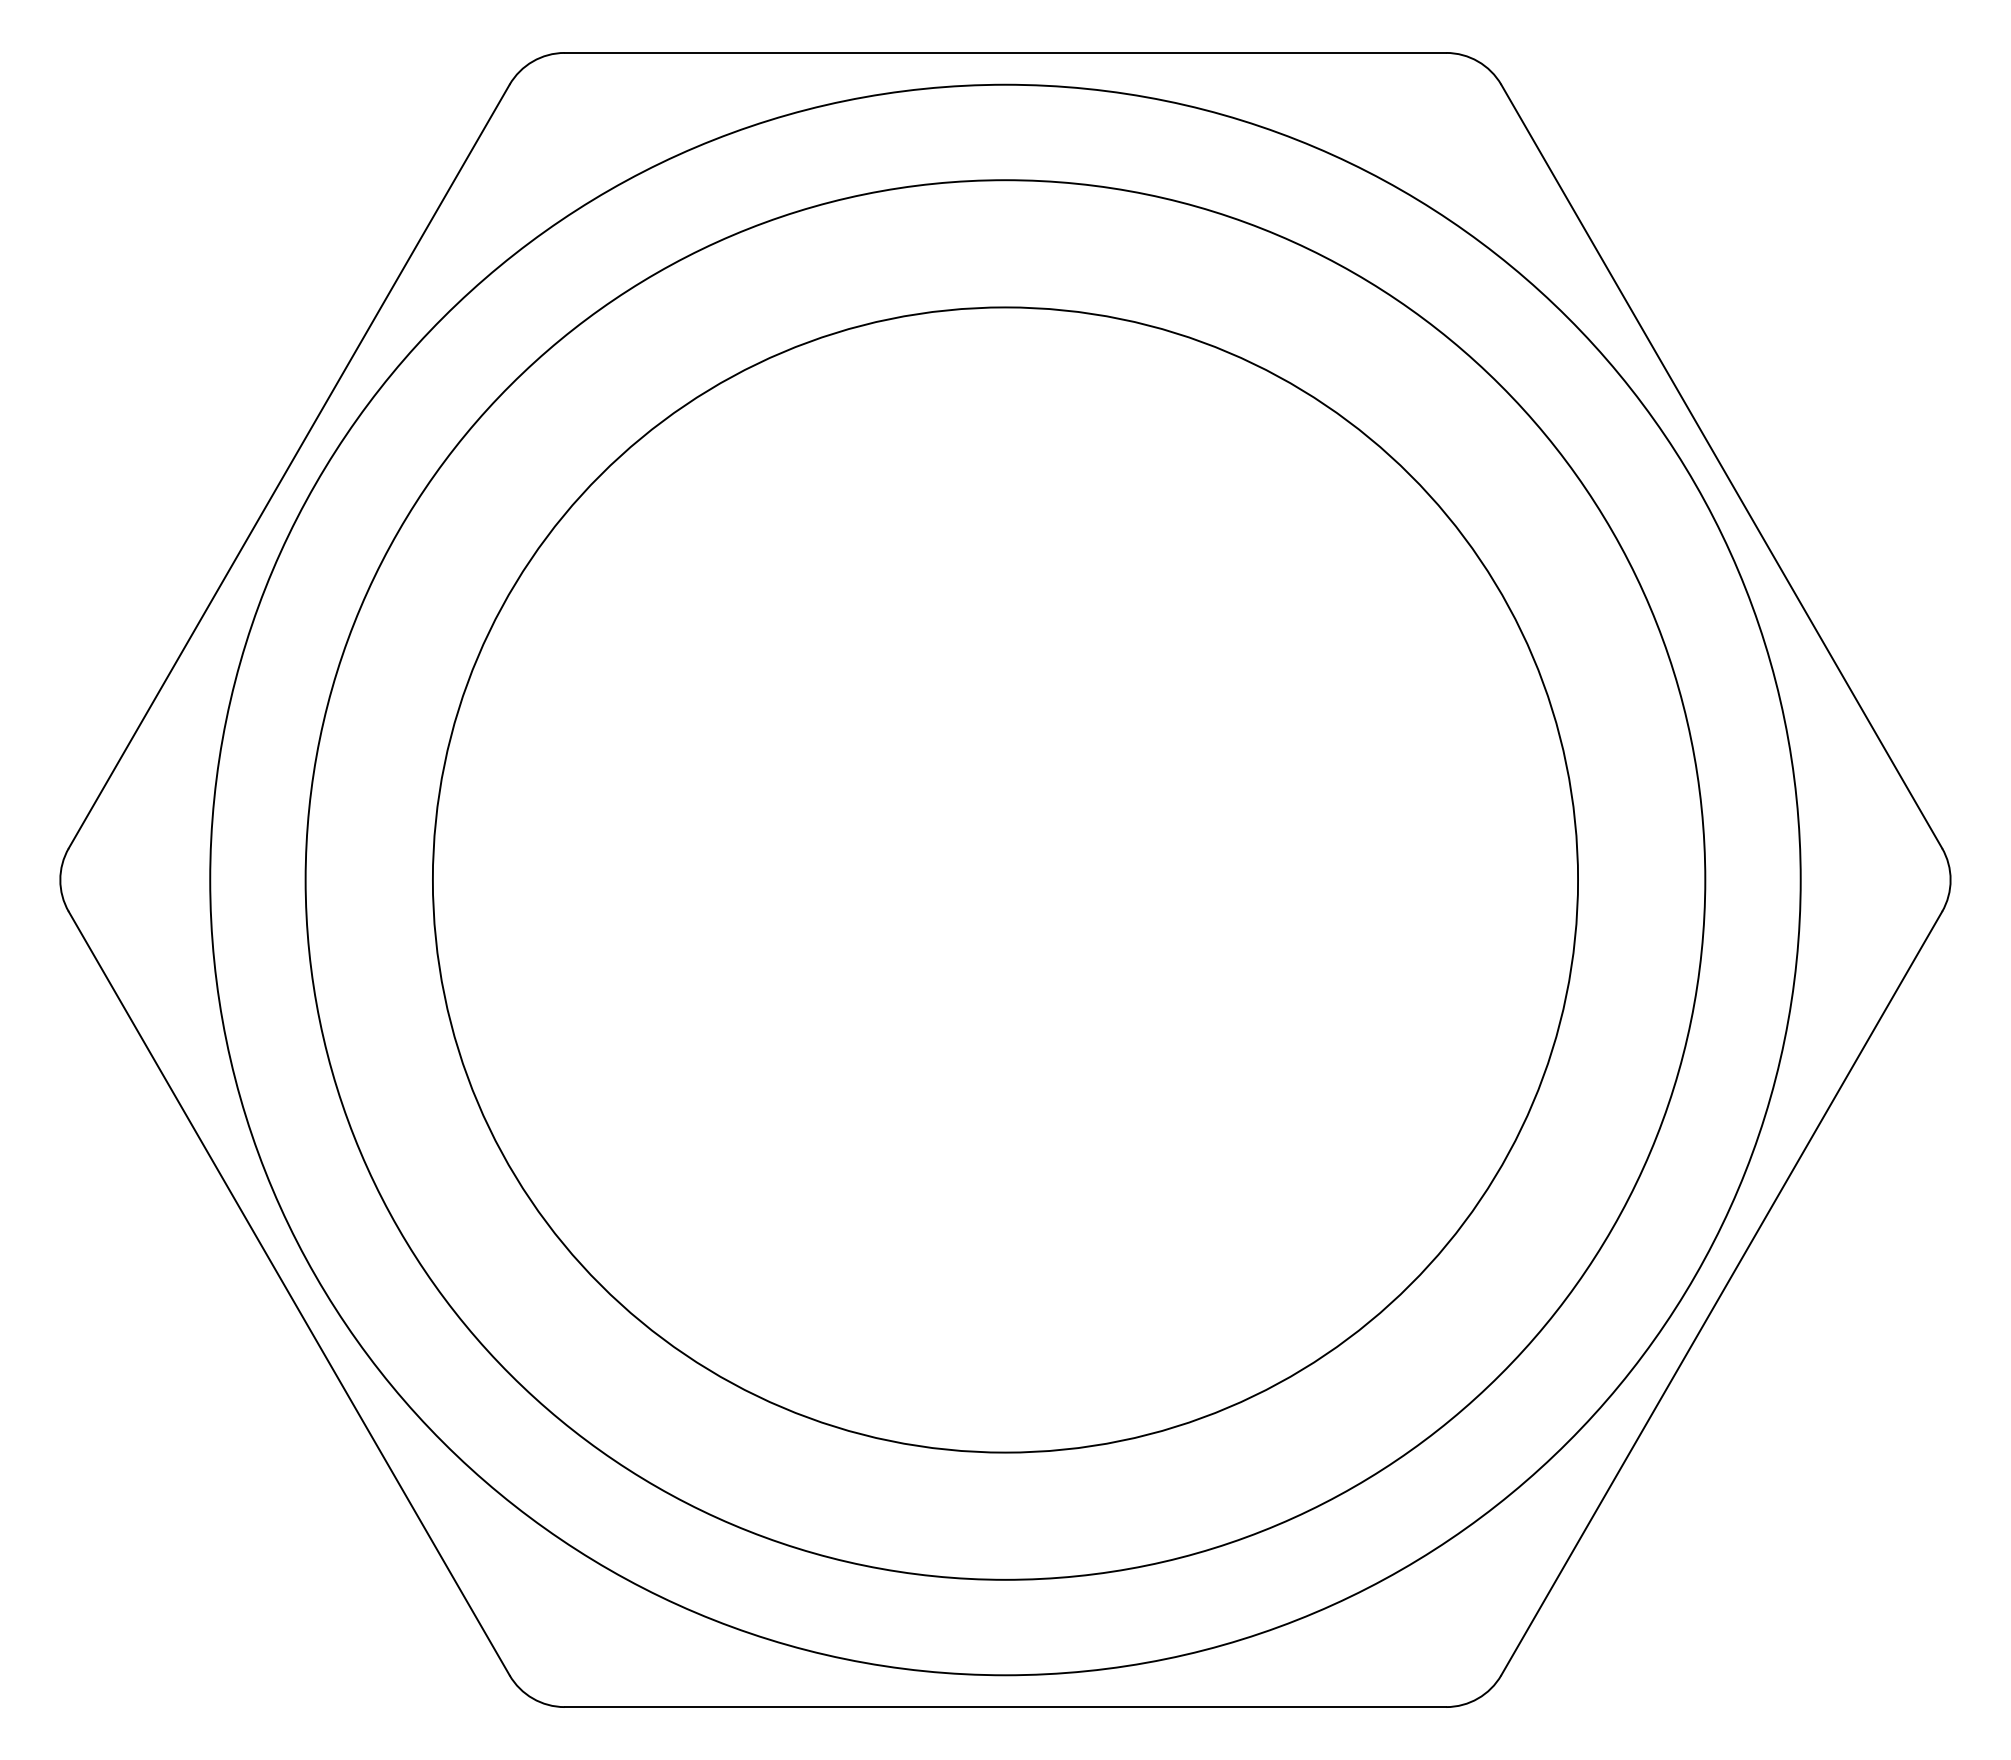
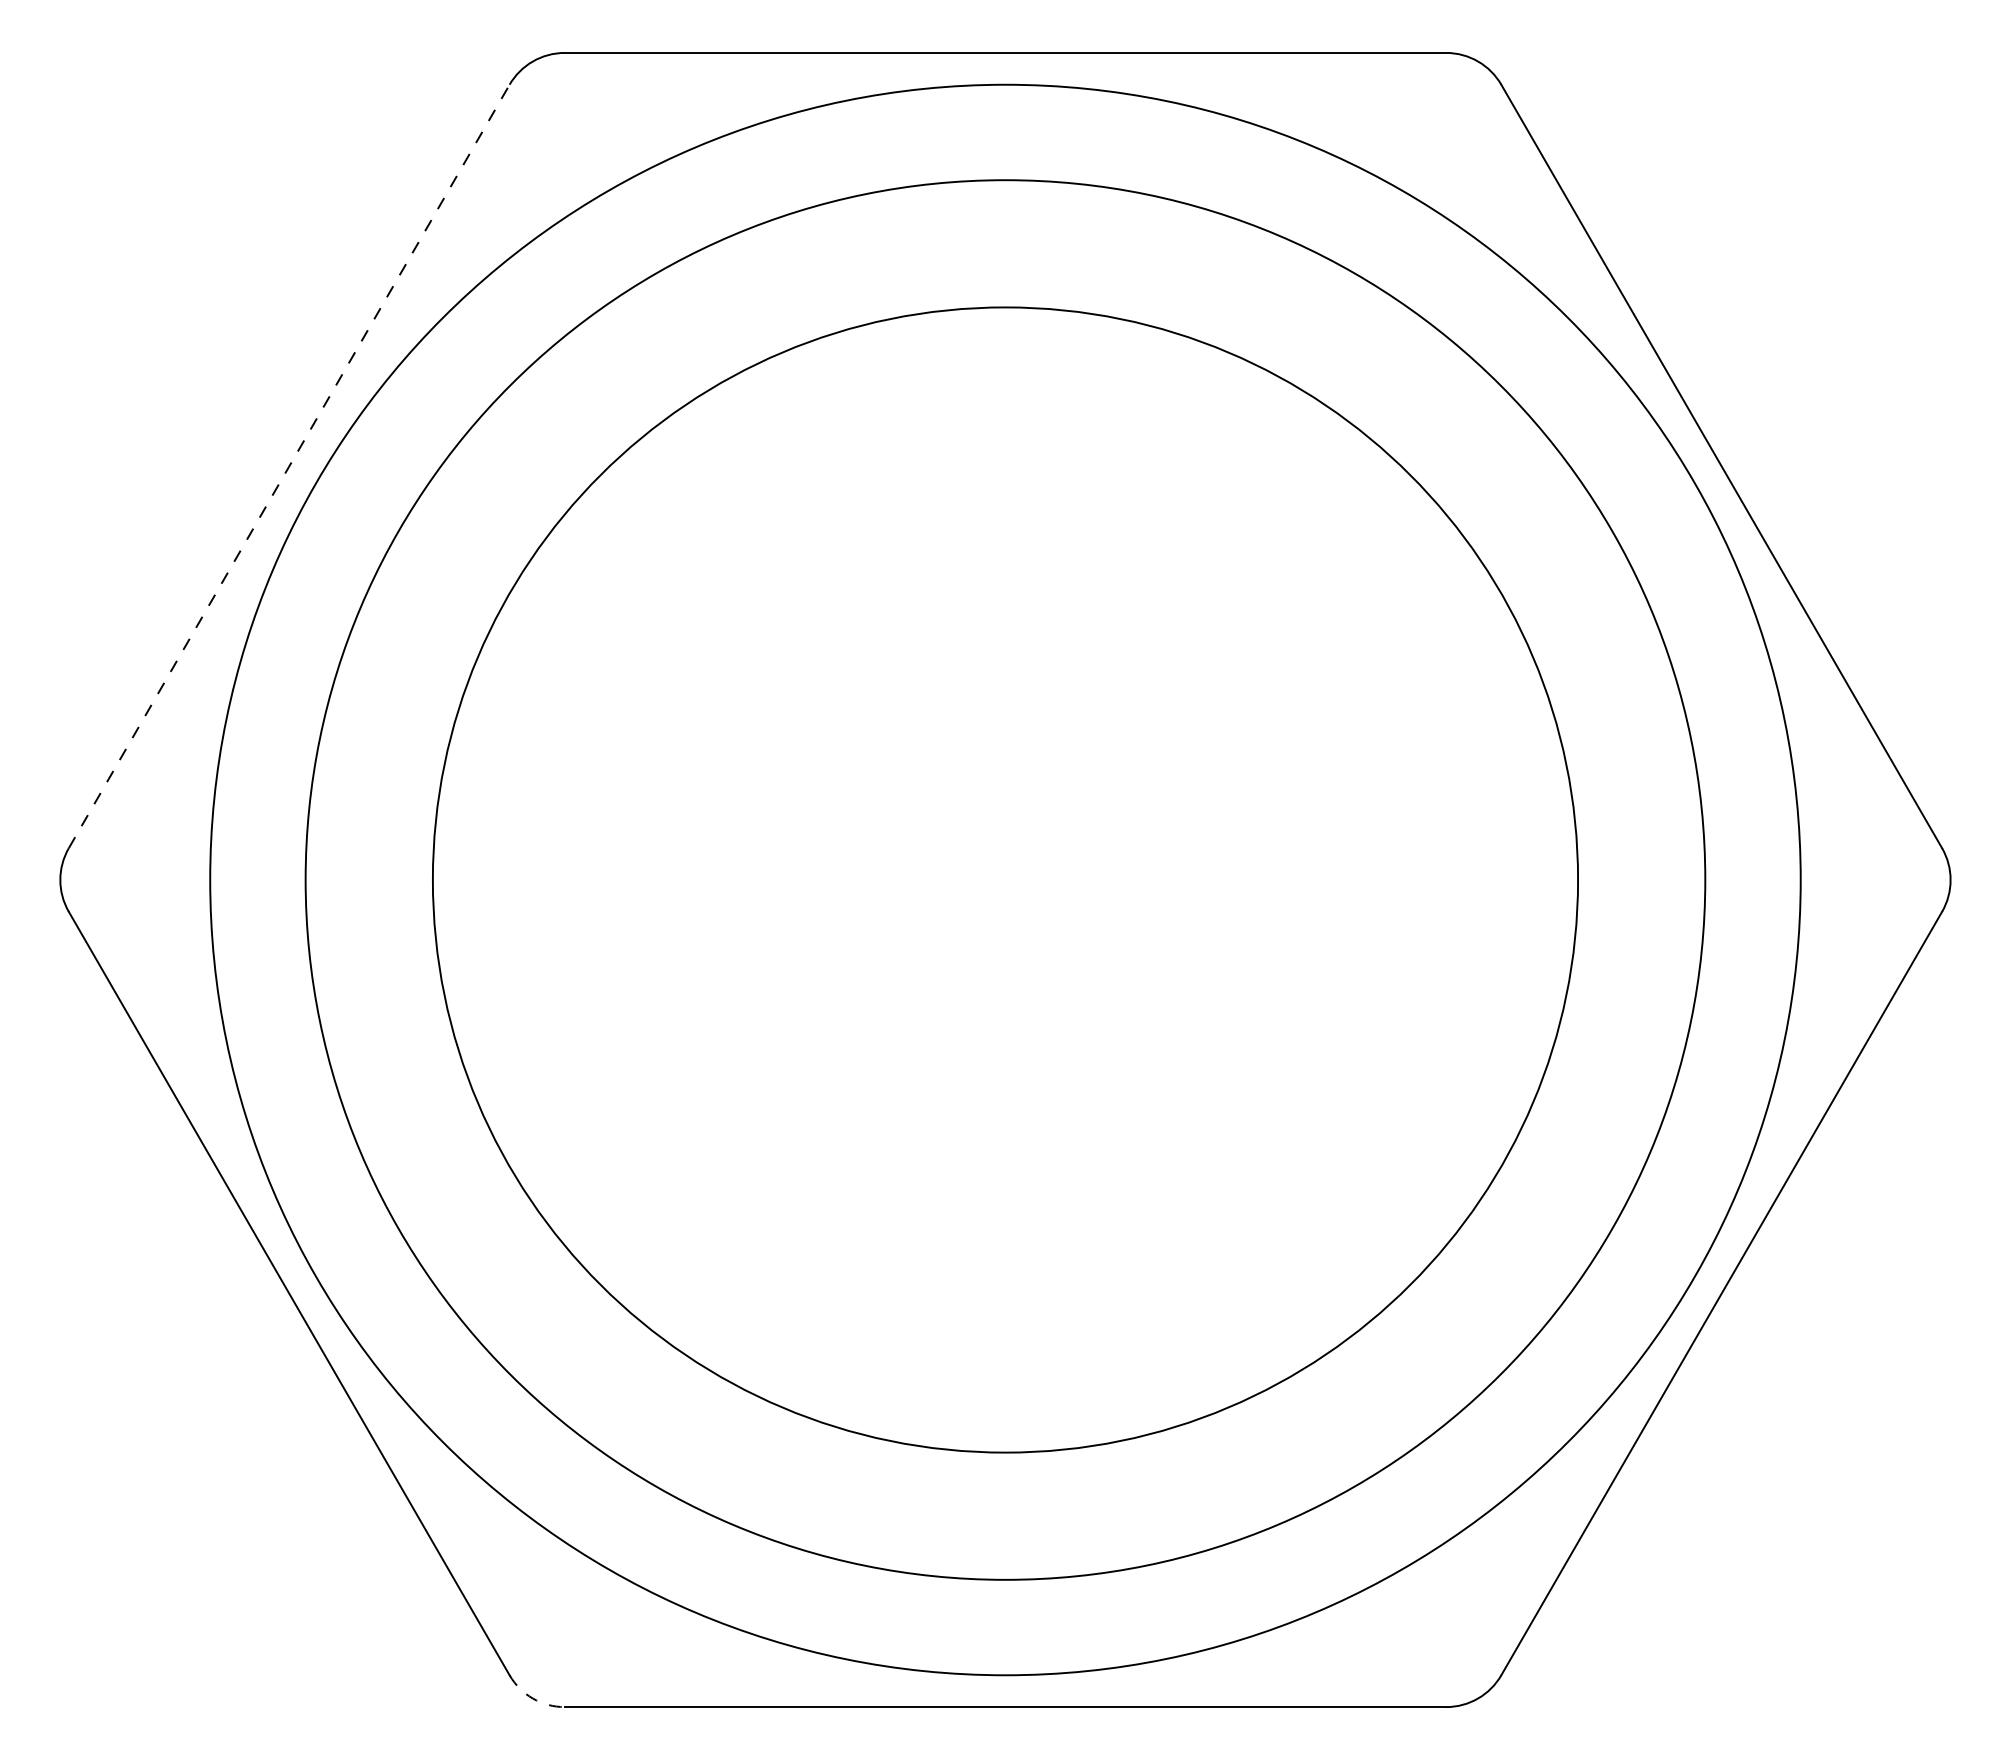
line: solid -> dashed (289, 466)
arc: solid -> dashed (532, 1698)
